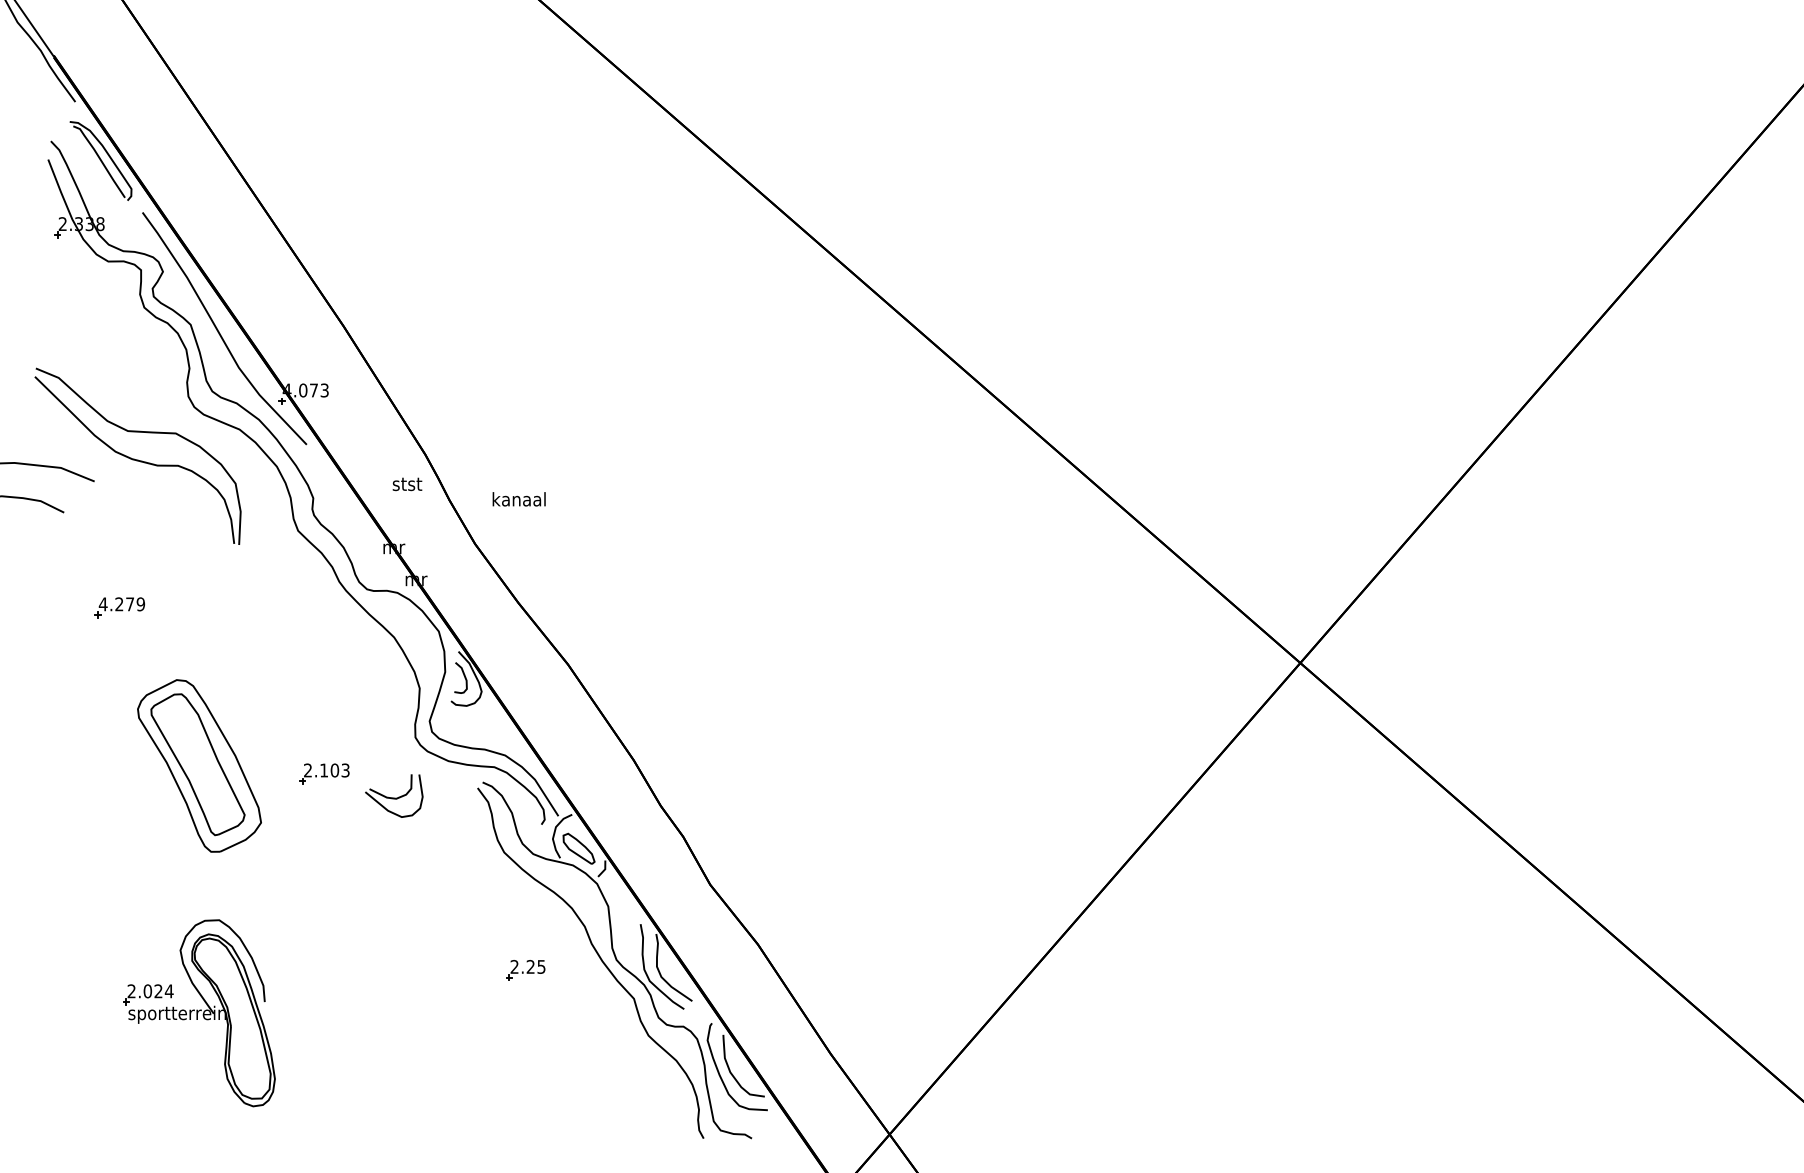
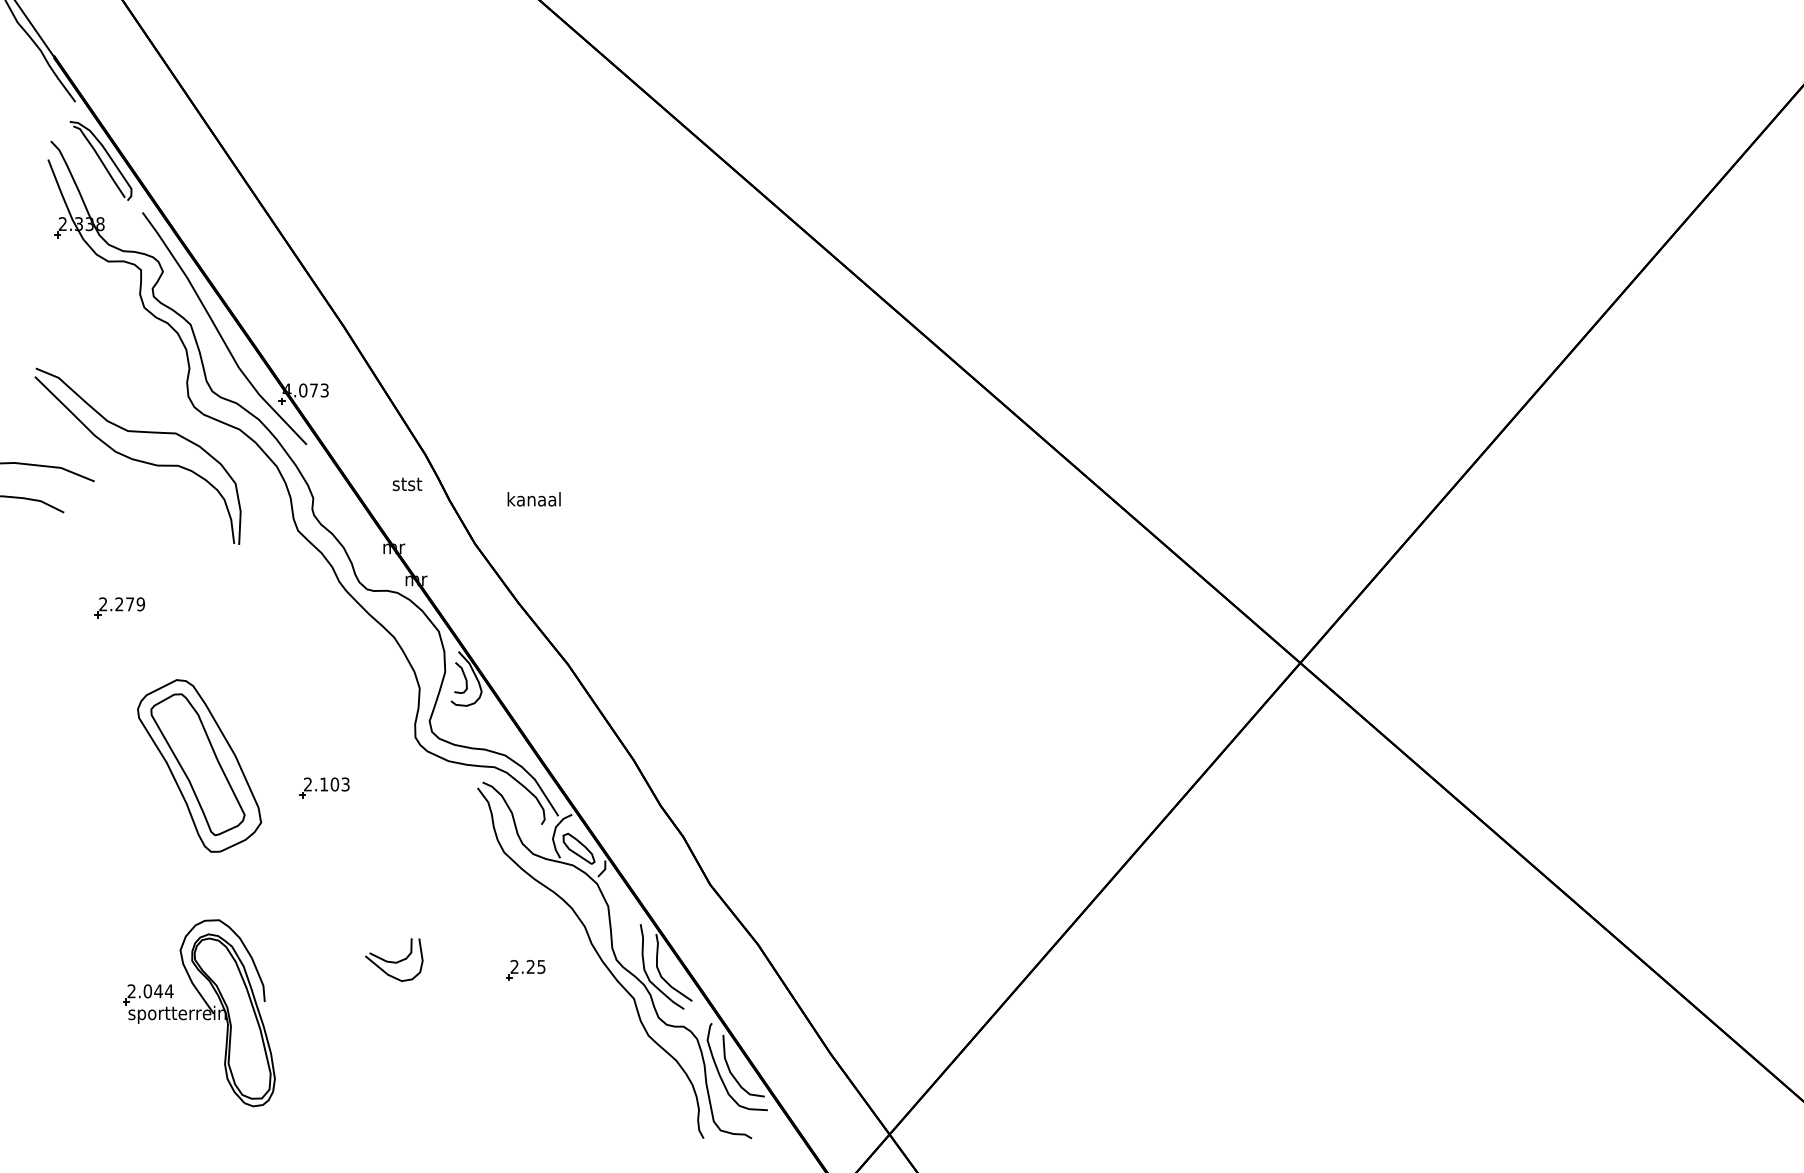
text position: (518, 499) -> (533, 499) (533, 499)
text: 4.279 -> 2.279 (102, 604)
part position: (324, 773) -> (324, 787) (324, 787)
part position: (394, 795) -> (394, 959) (394, 959)
text: 2.024 -> 2.044 (158, 991)
